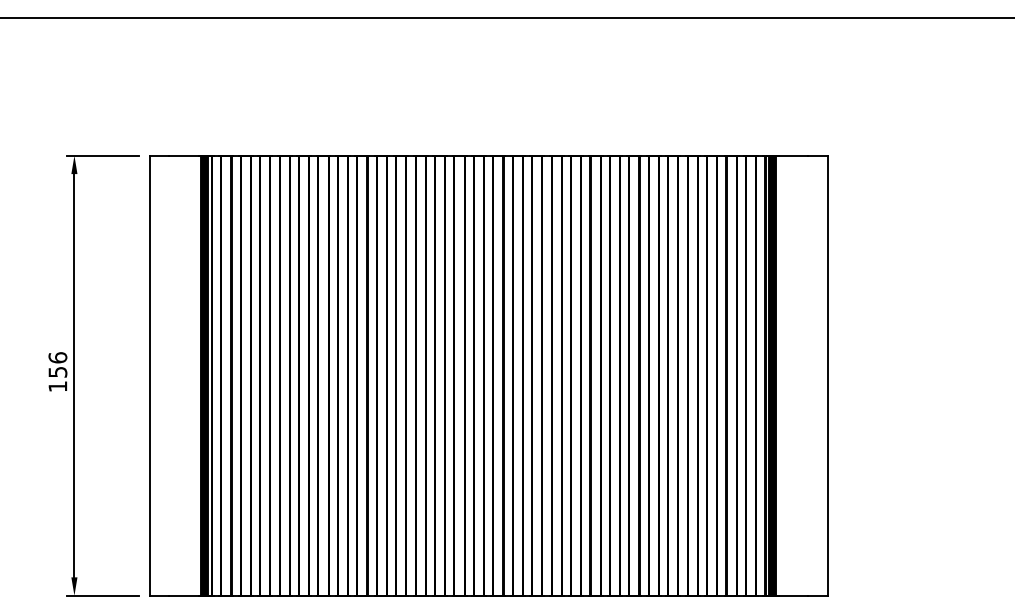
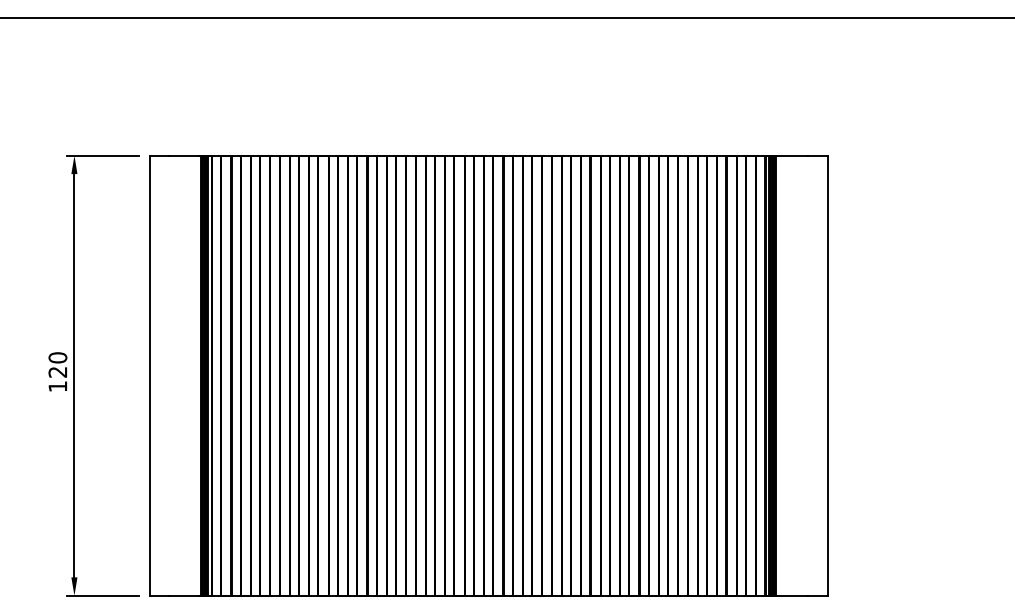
text: 156 -> 120 (57, 364)
